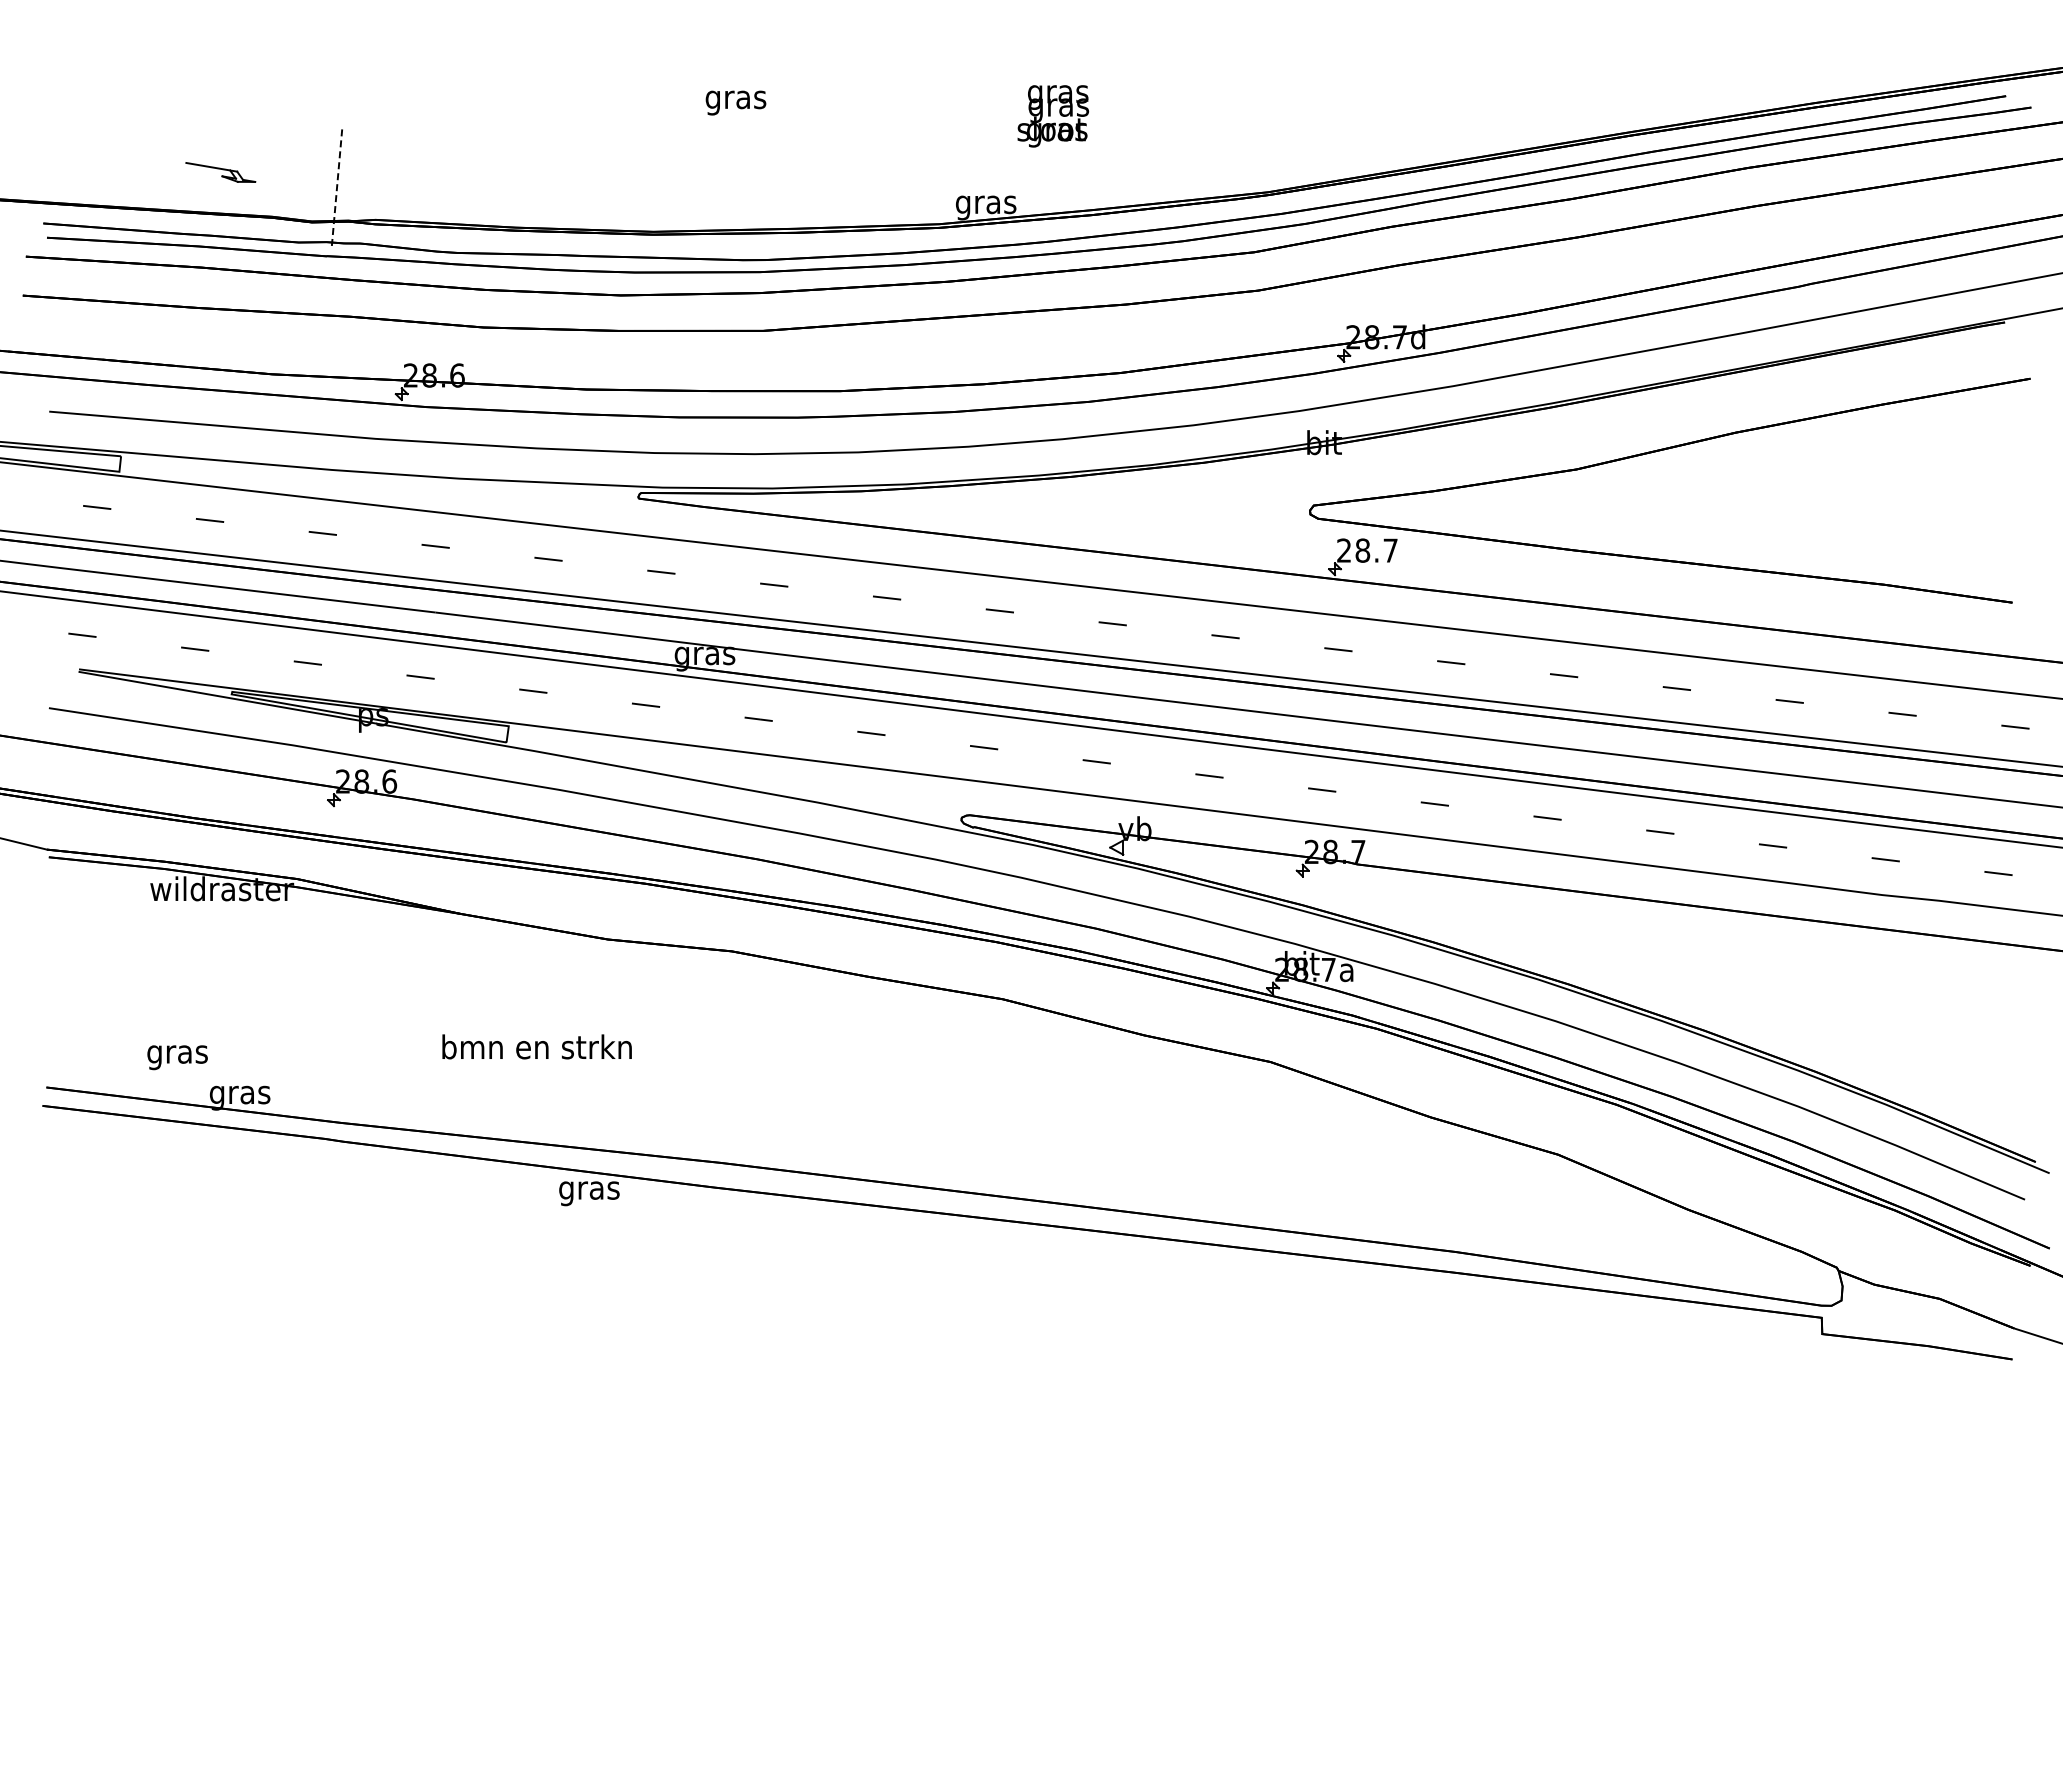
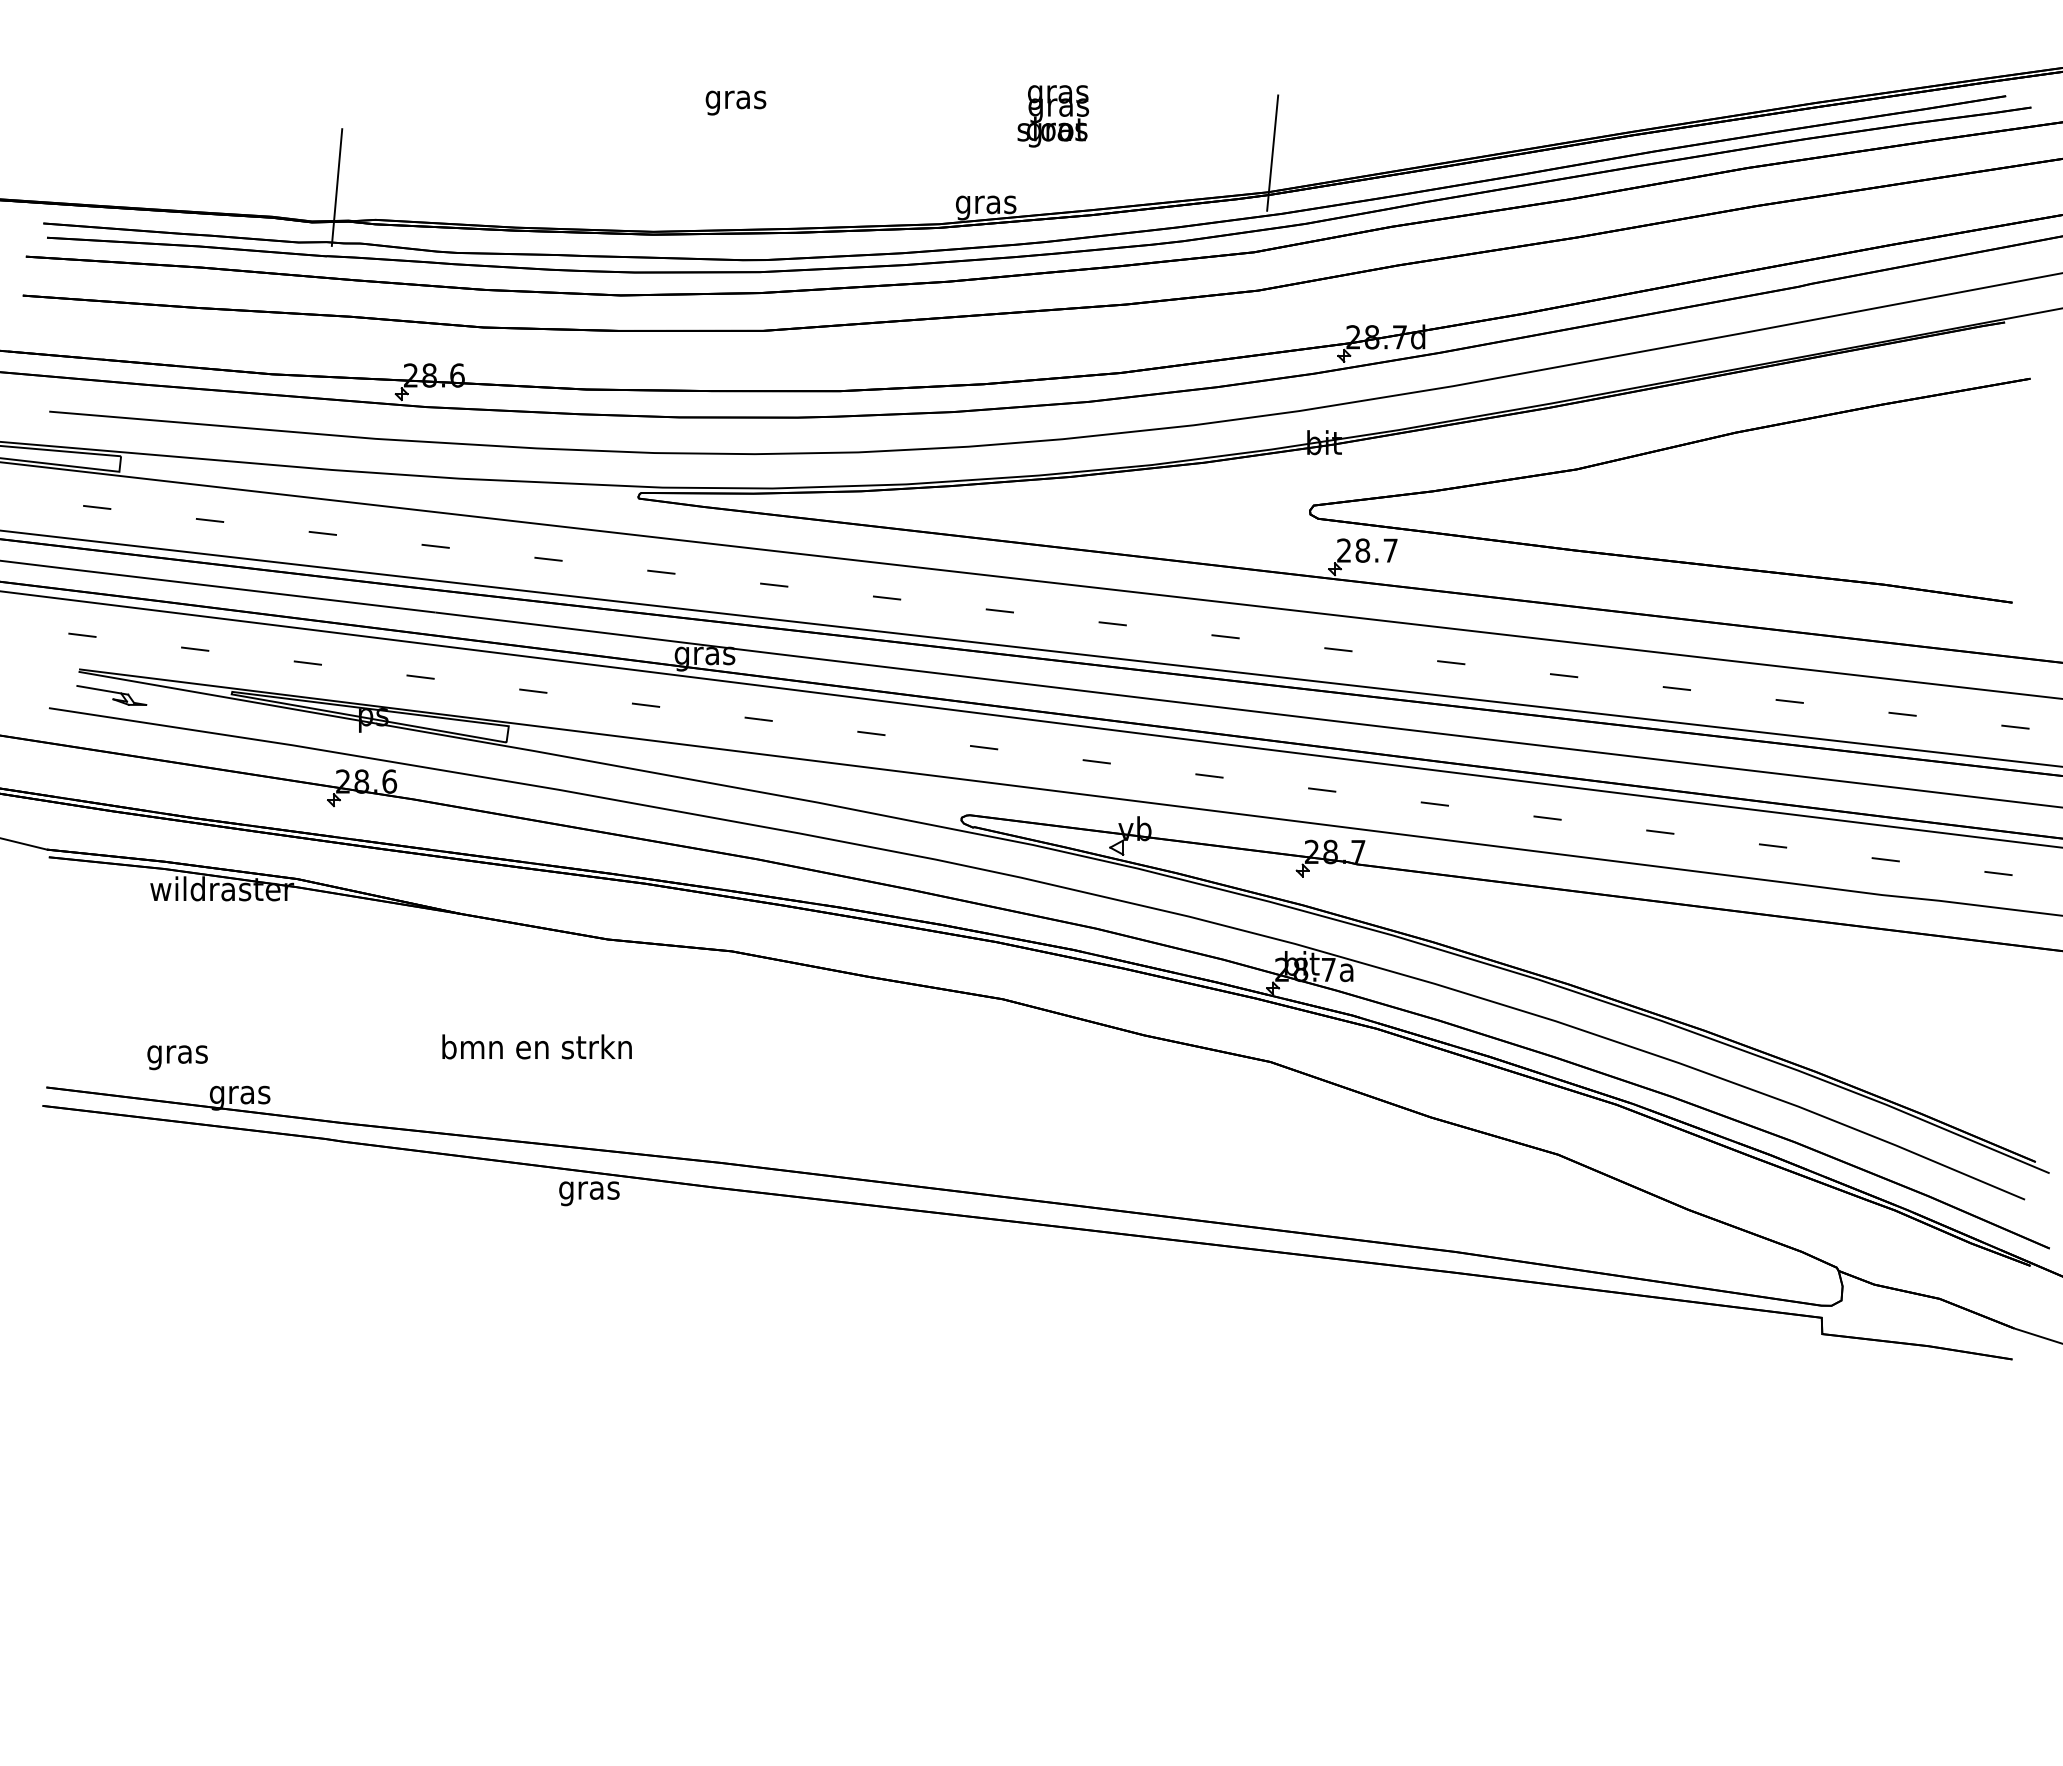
line: none -> present (1272, 152)
part position: (220, 172) -> (111, 695) (111, 695)
line: dashed -> solid (337, 187)
